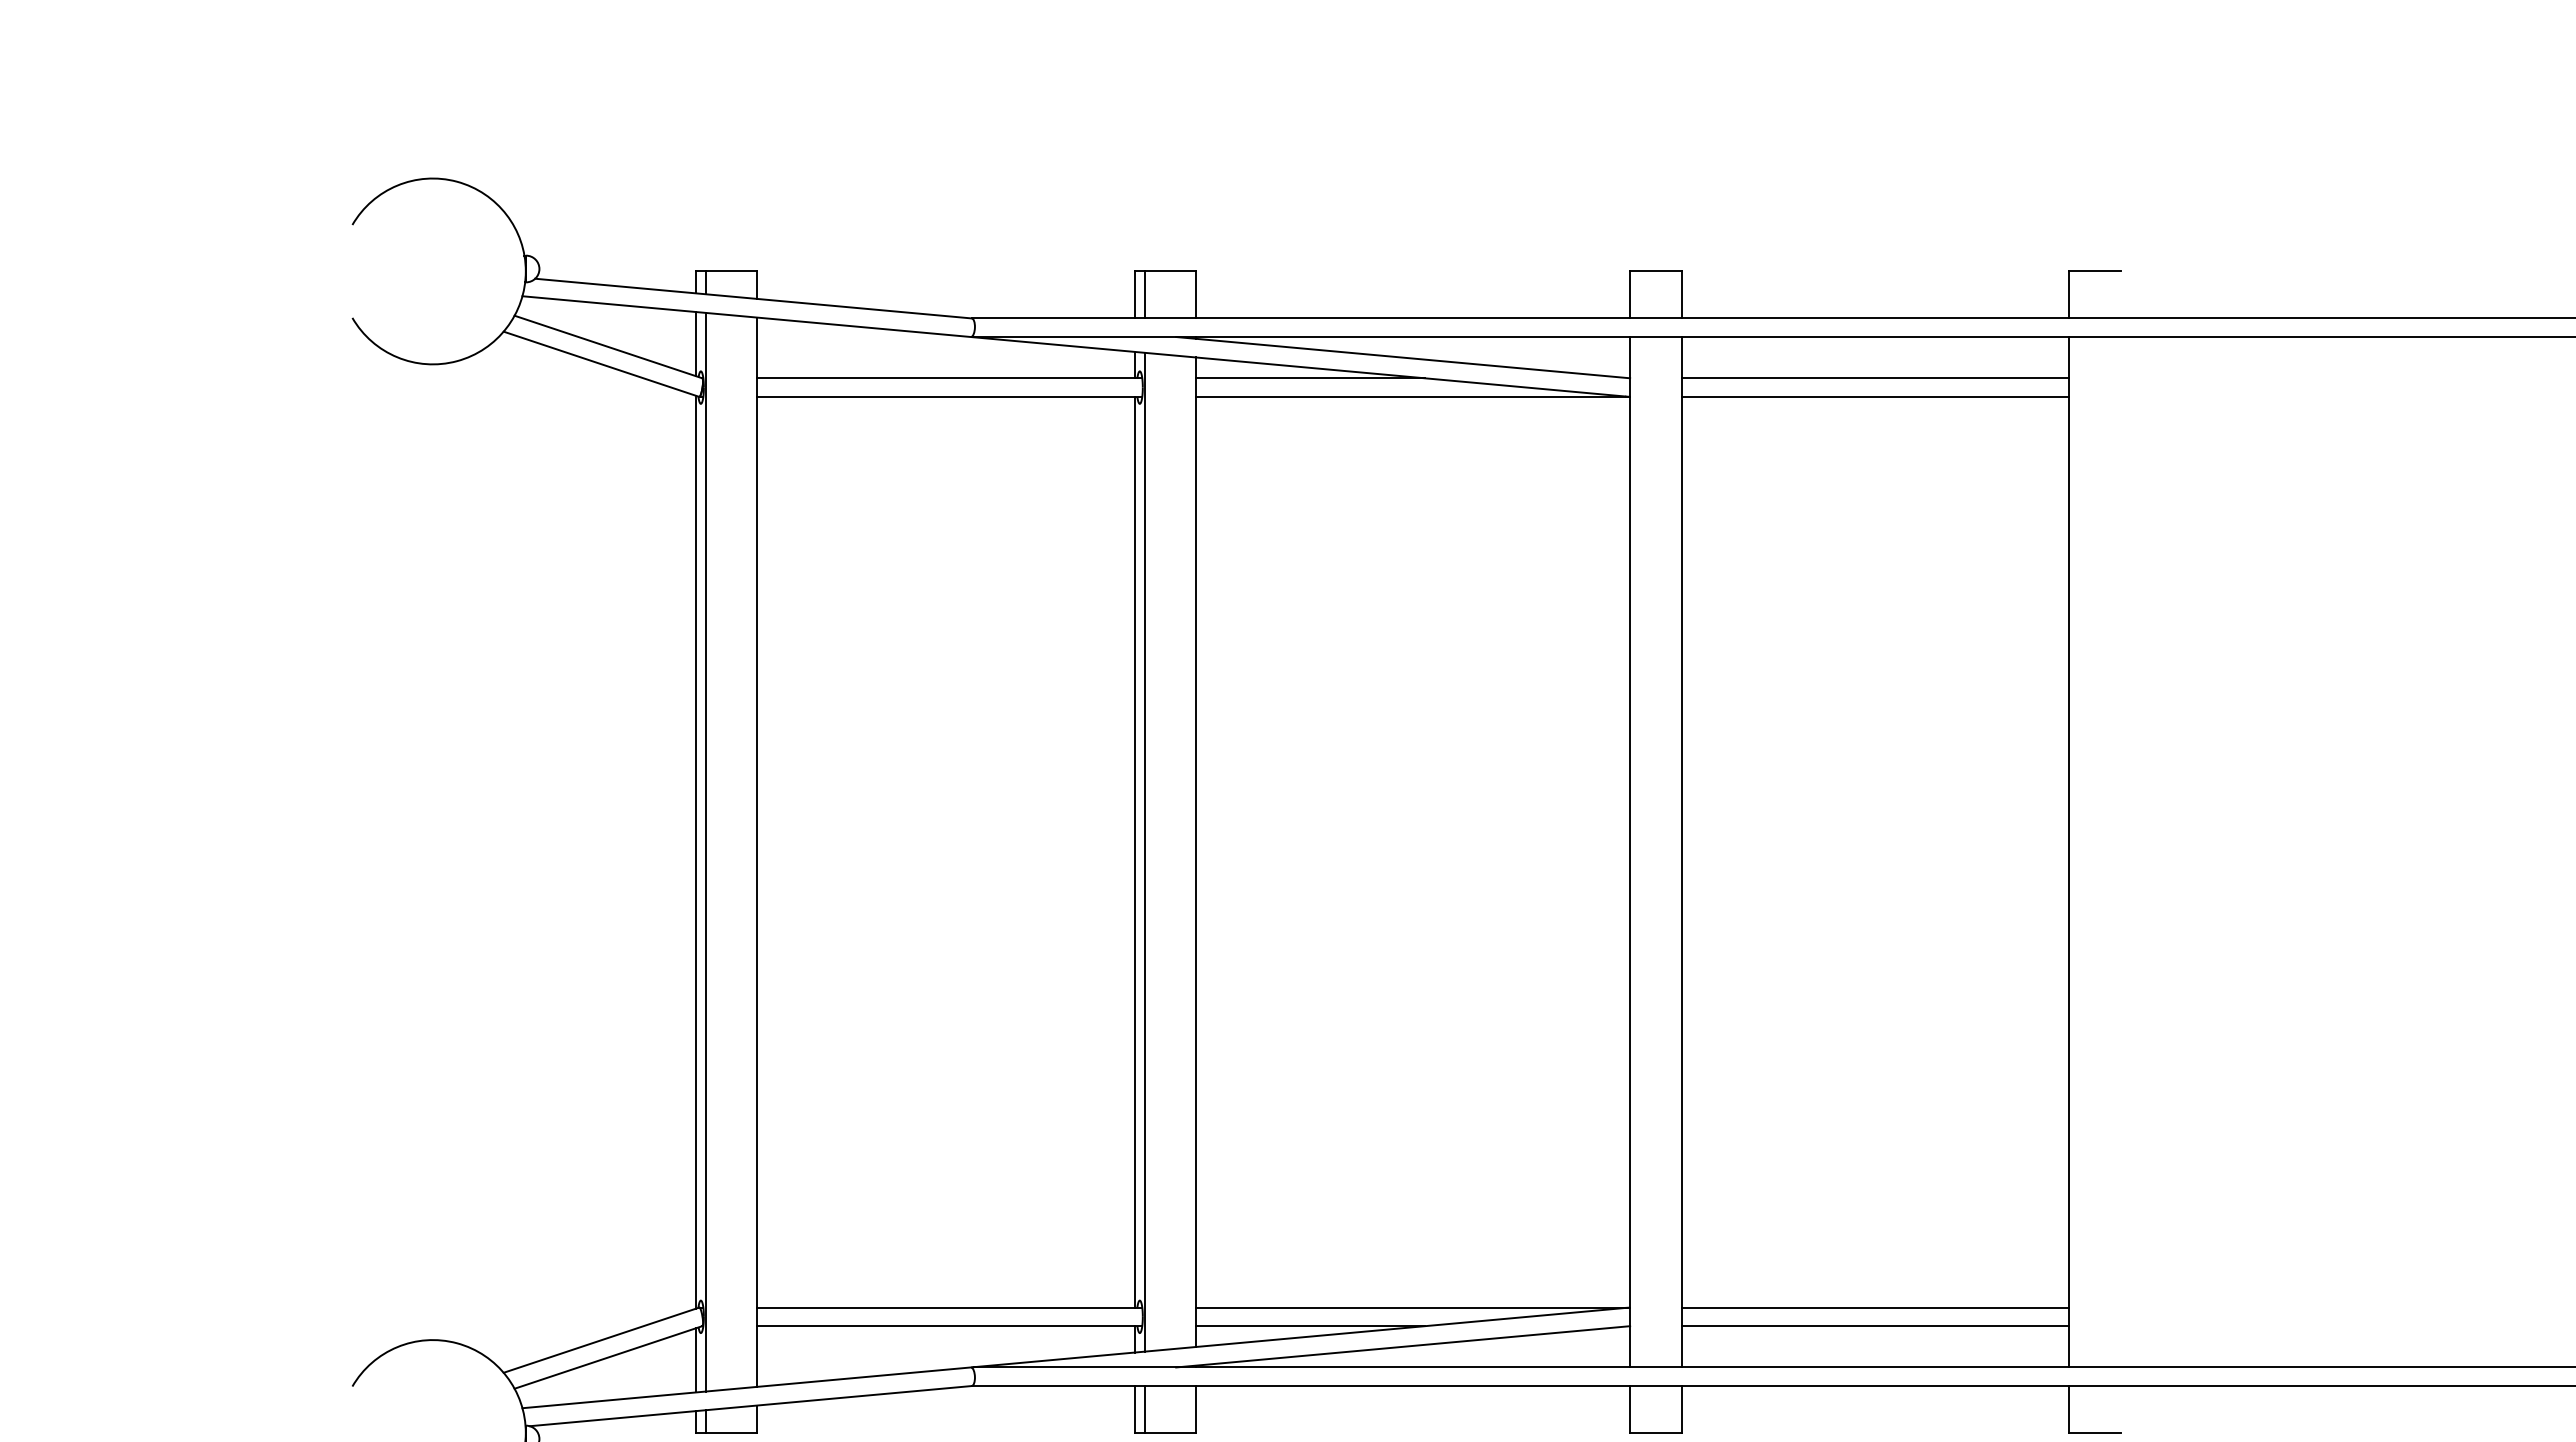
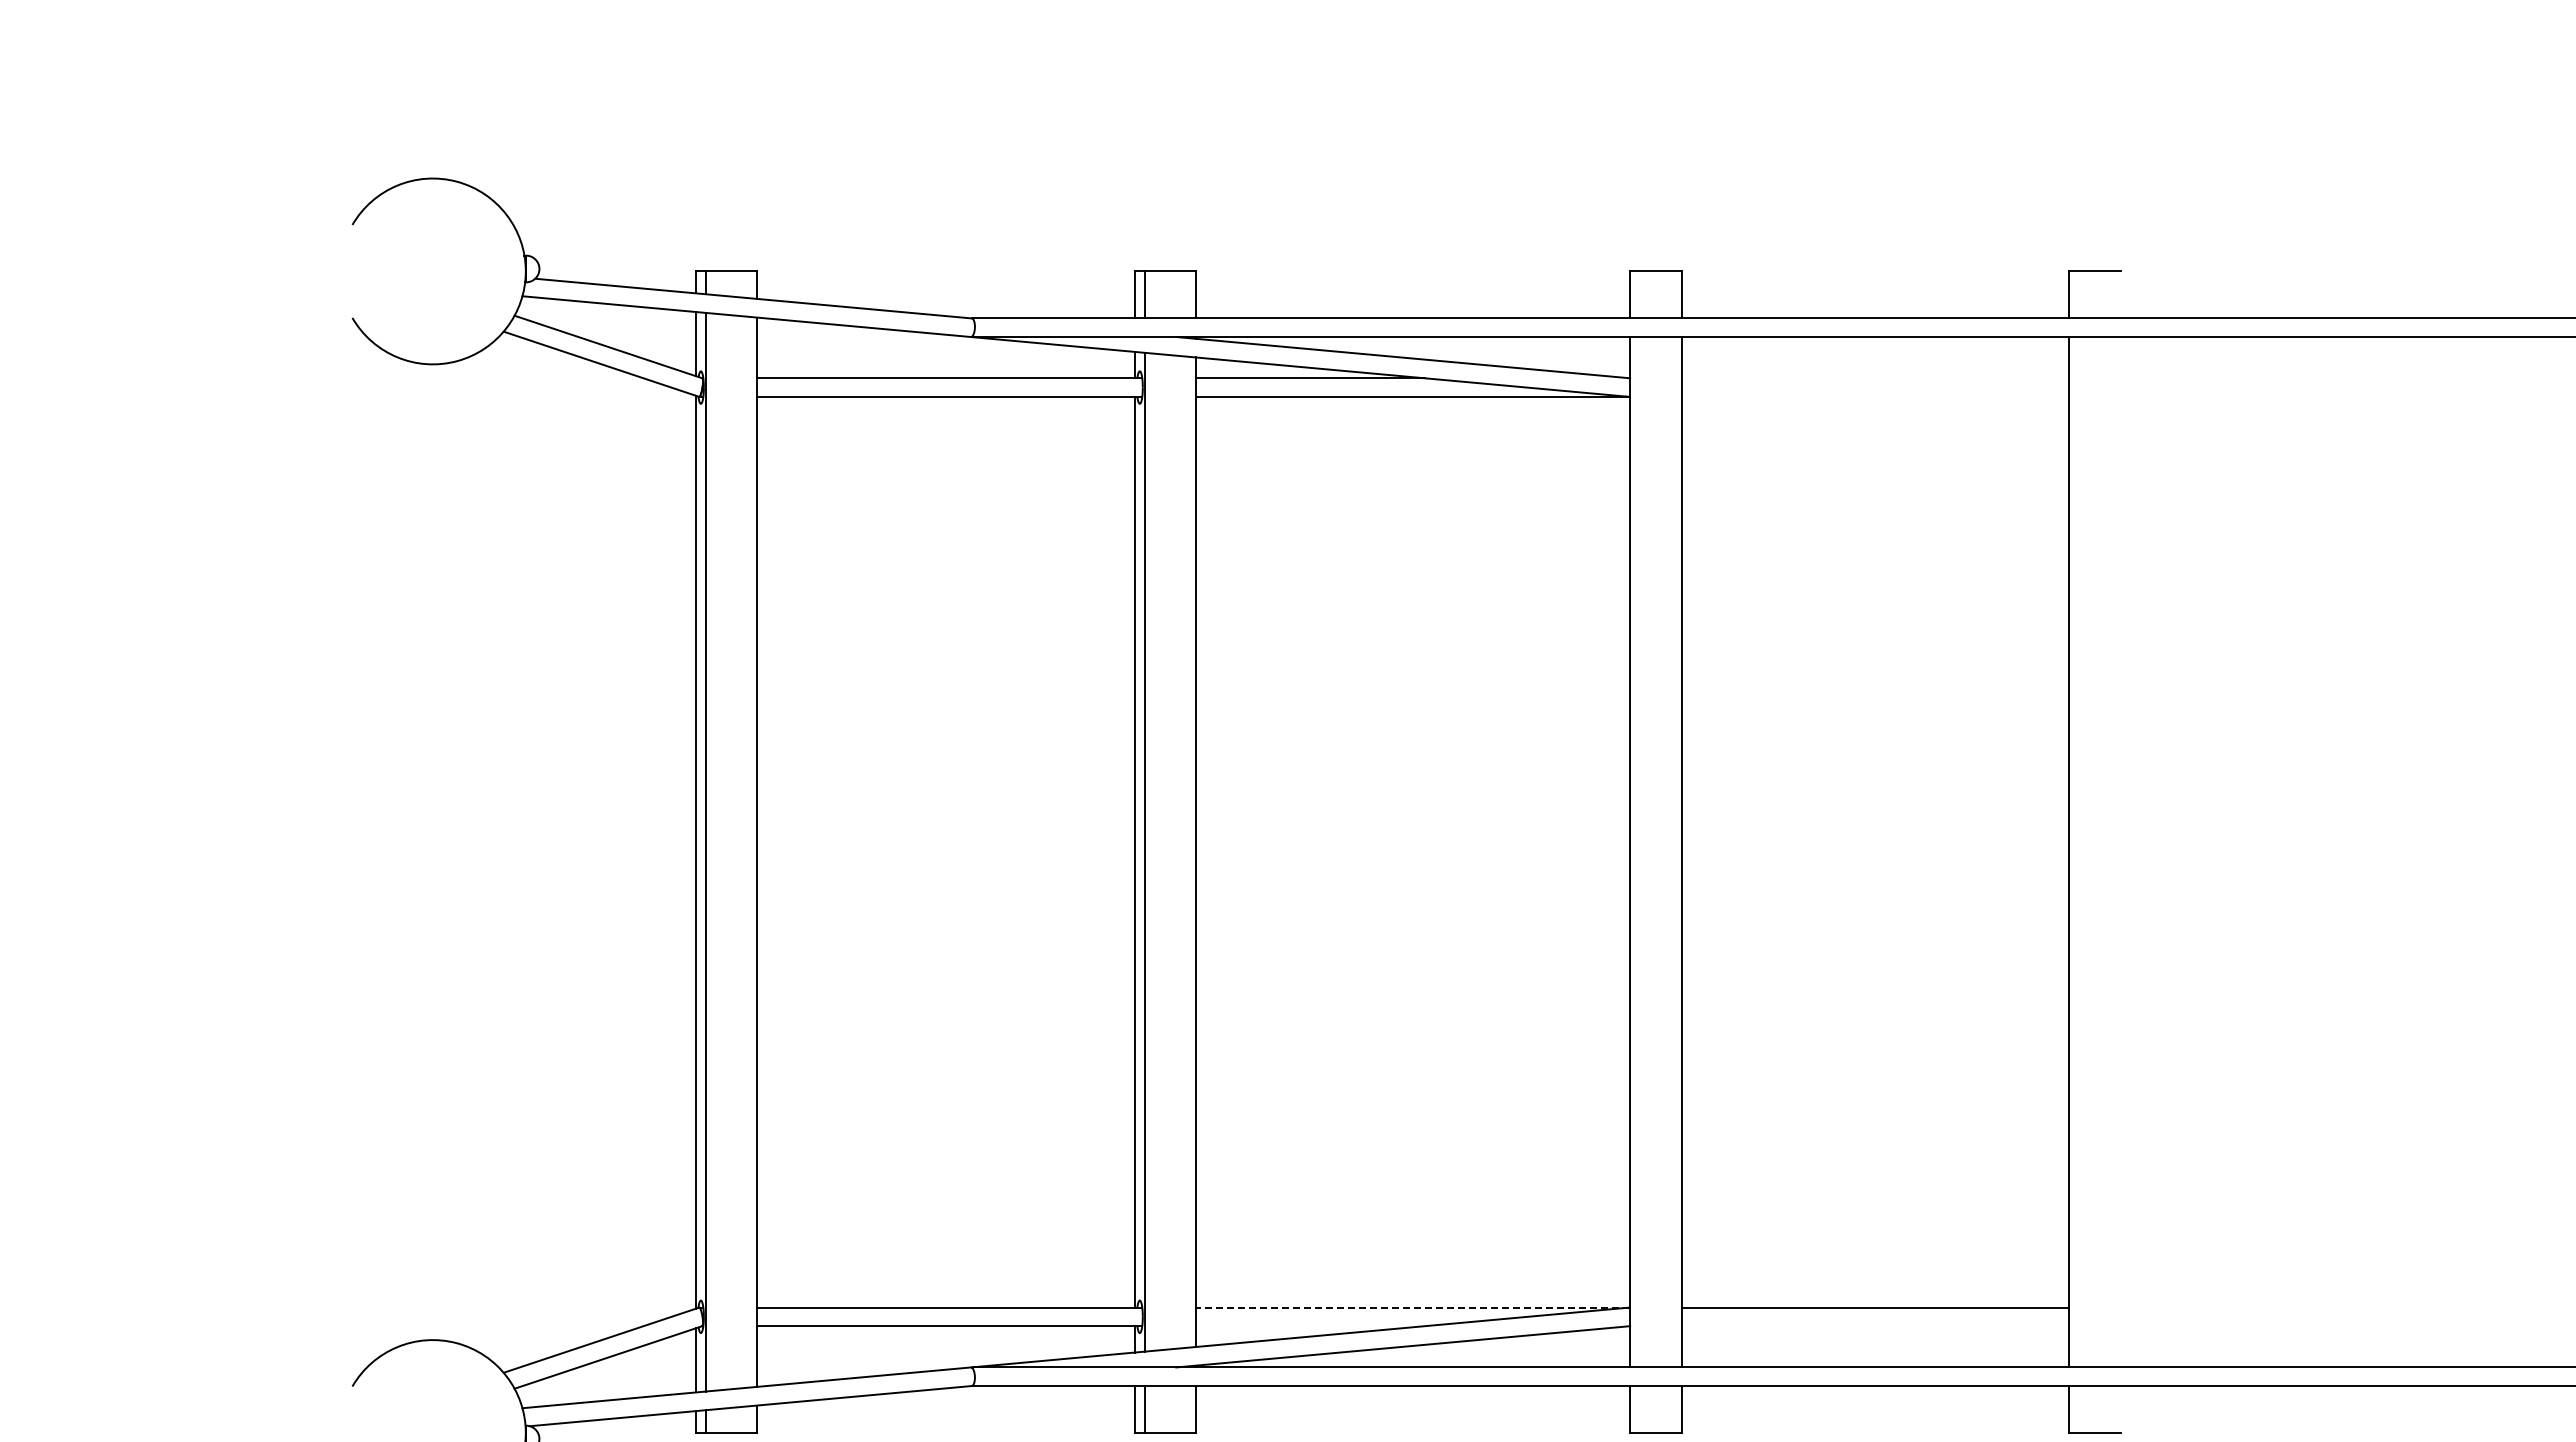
line: present -> none (1875, 378)
line: present -> none (1875, 396)
line: solid -> dashed (1412, 1307)
line: present -> none (1310, 1326)
line: present -> none (1875, 1326)
